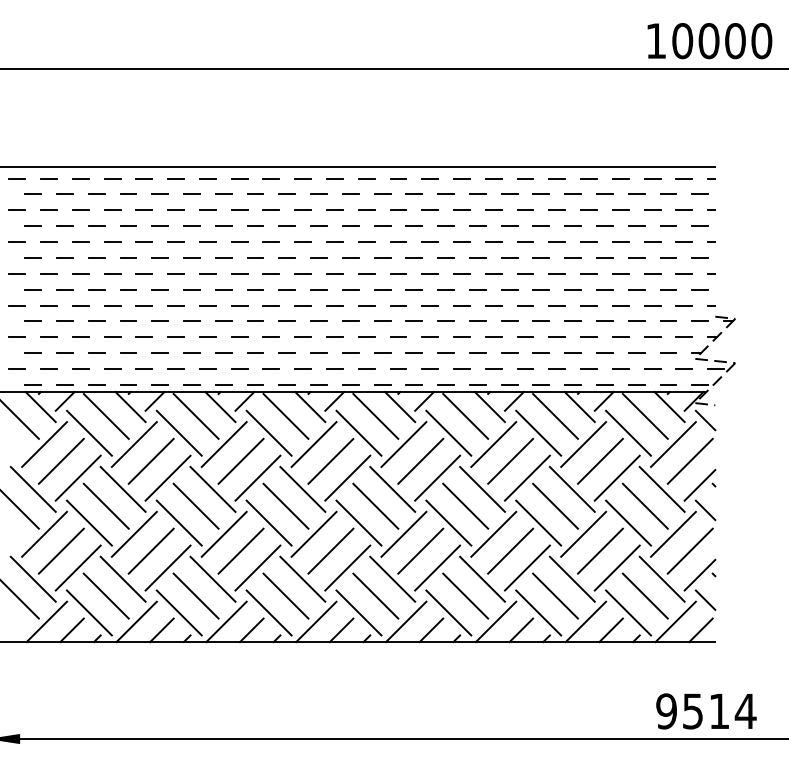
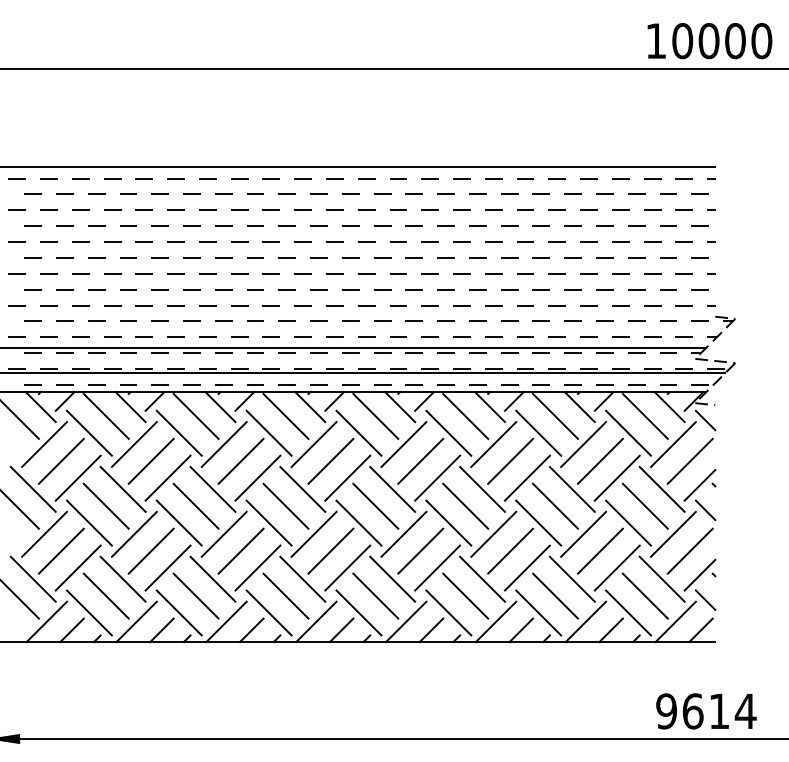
line: none -> present (353, 348)
line: none -> present (363, 373)
text: 9514 -> 9614 (692, 711)
